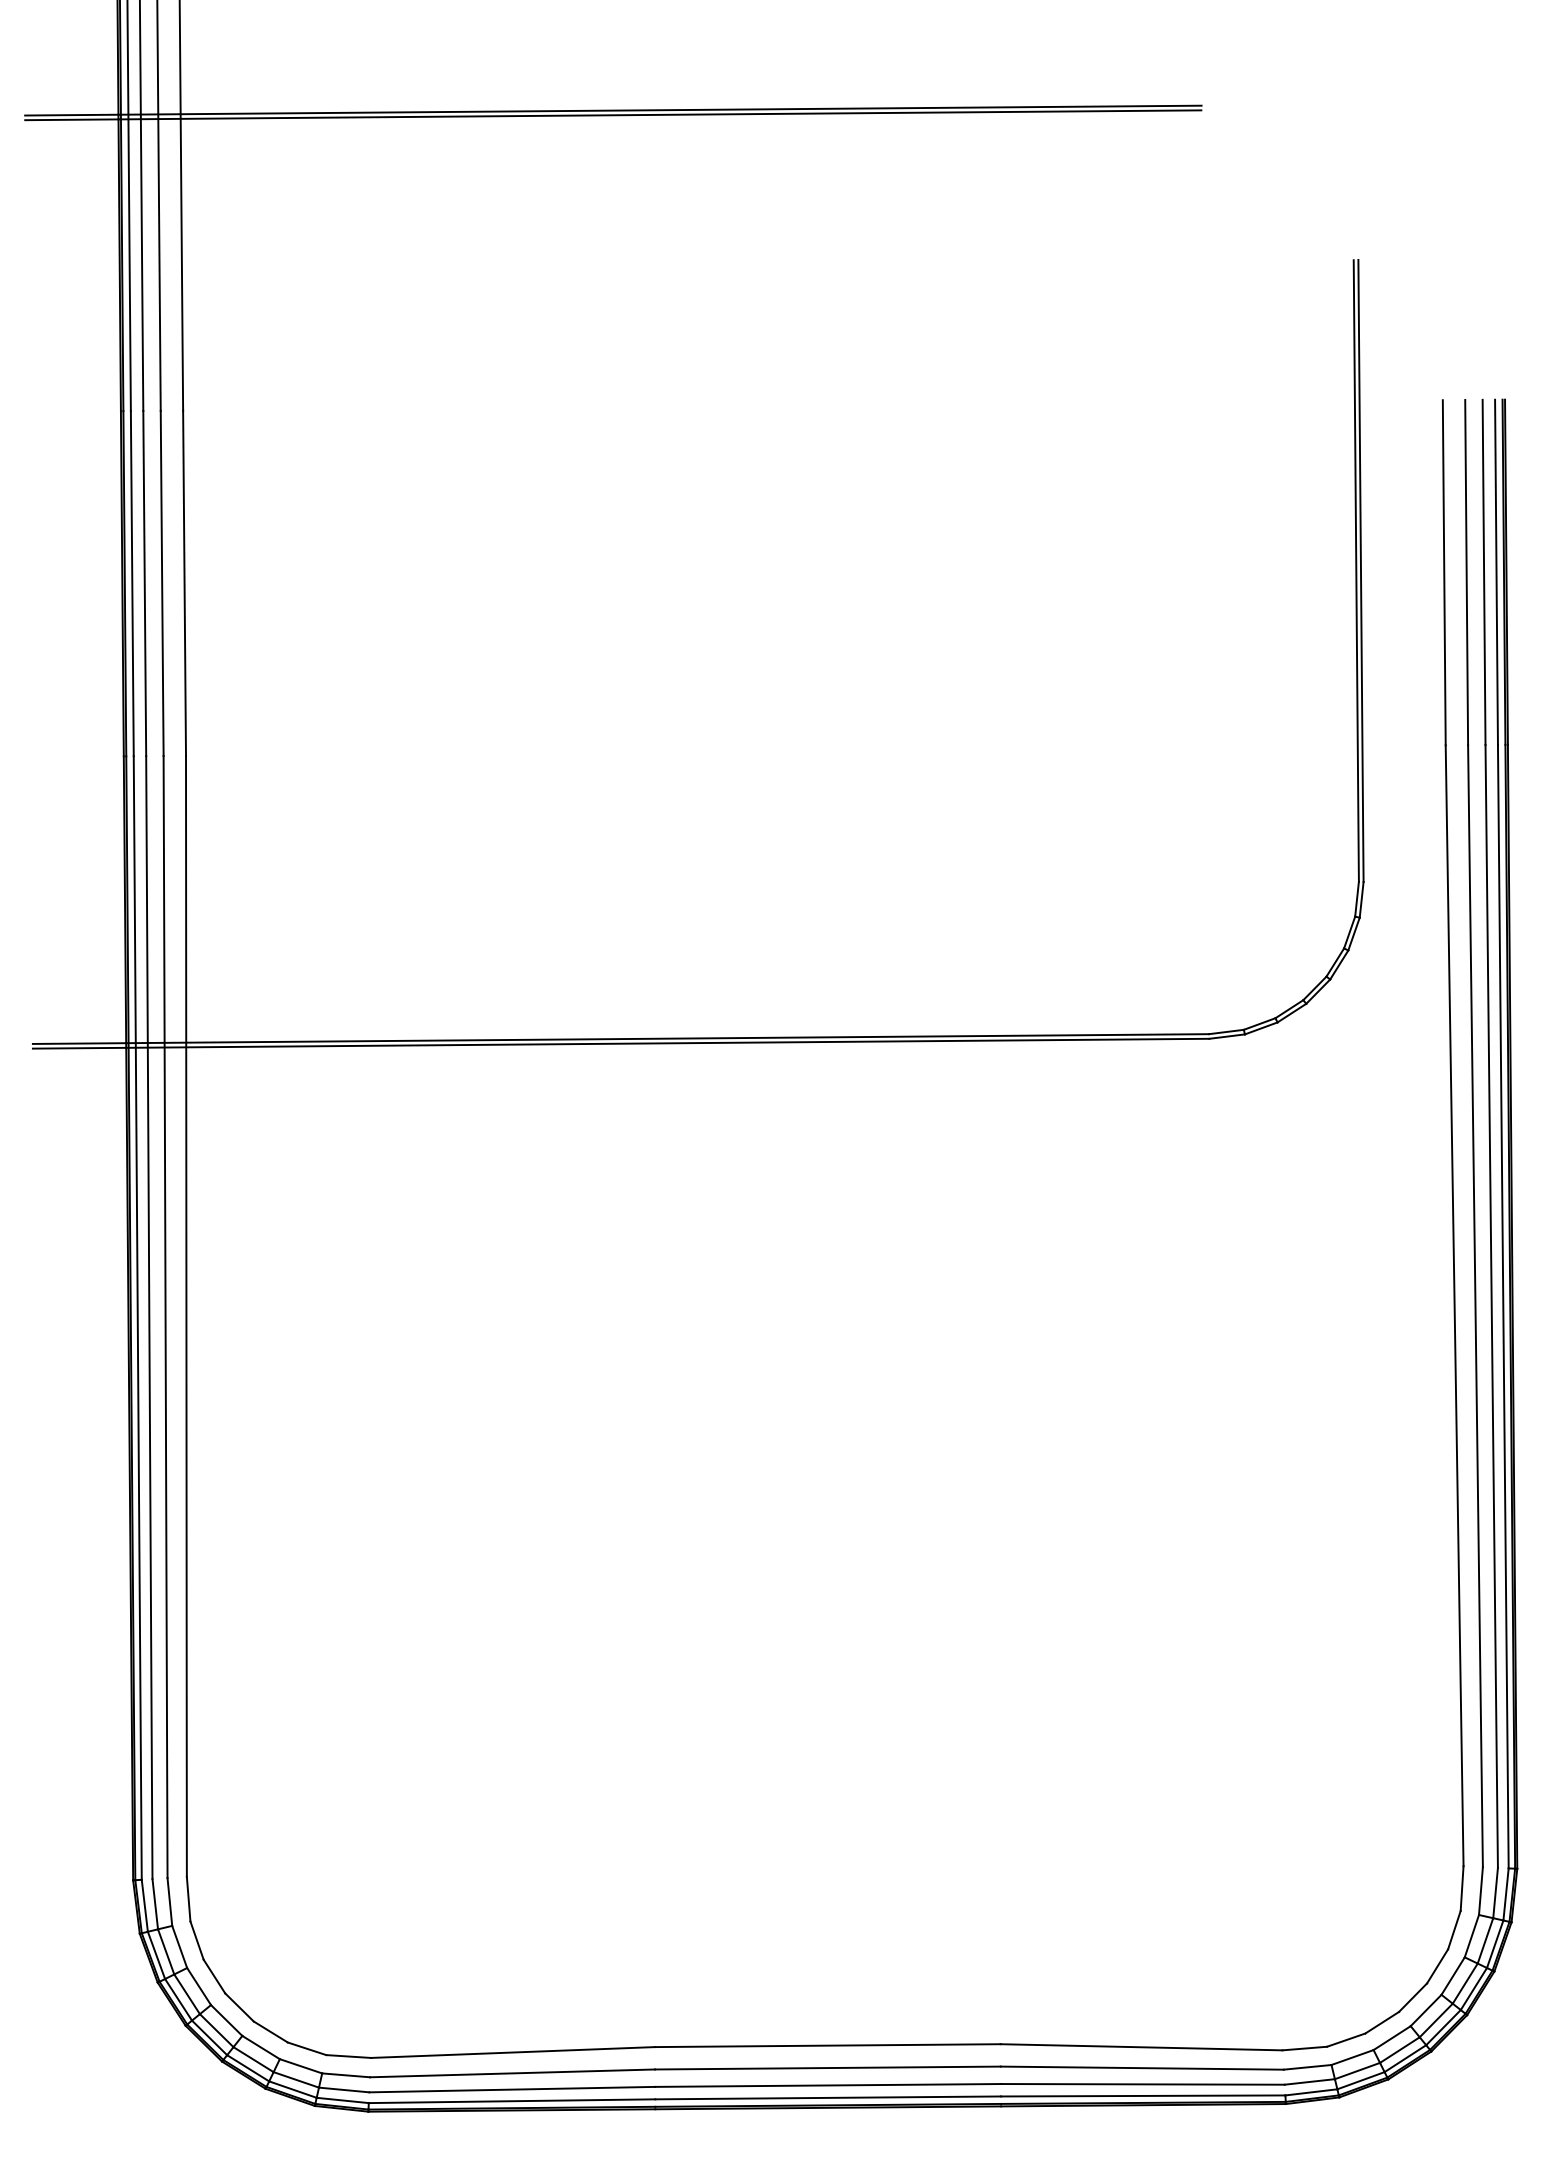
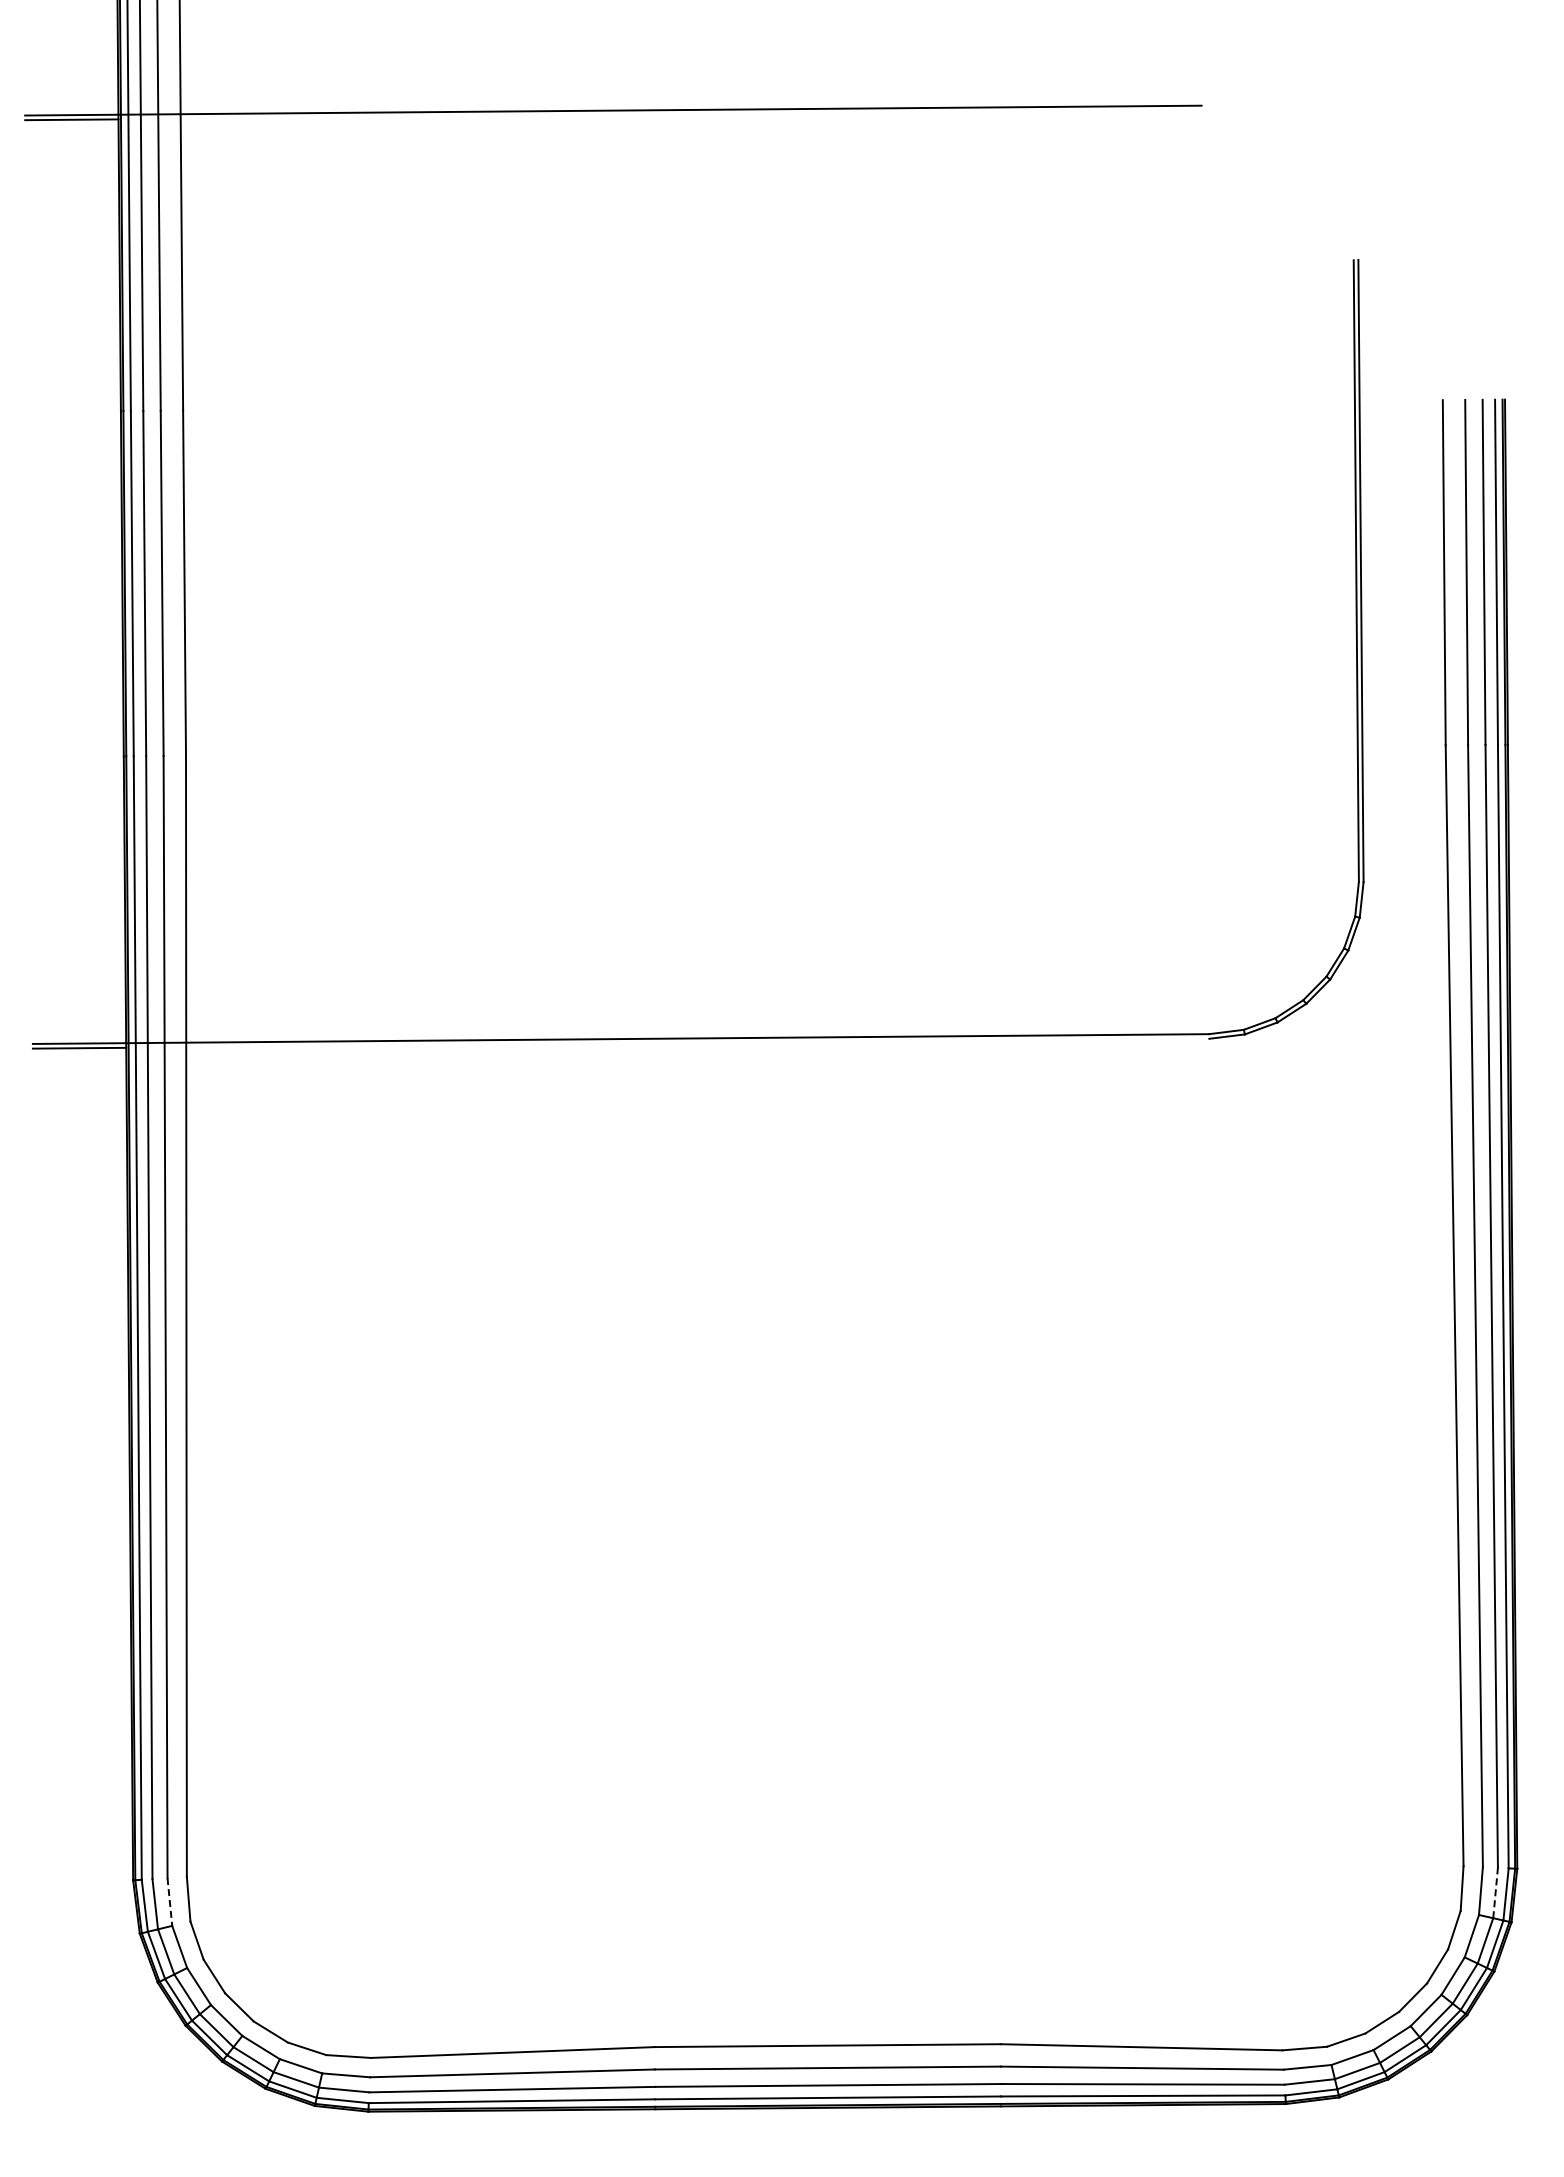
line: present -> none (659, 114)
line: present -> none (667, 1042)
line: solid -> dashed (1495, 1892)
line: solid -> dashed (169, 1902)
